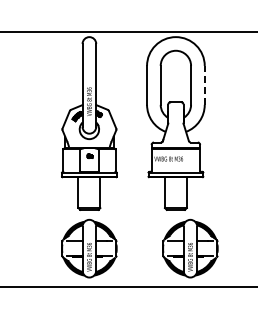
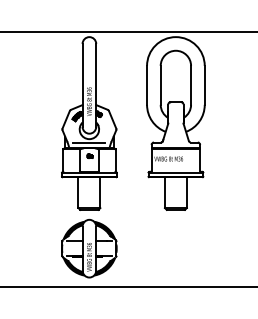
line: dashed -> solid (204, 84)
line: none -> present (89, 142)
part: present -> none (190, 248)
